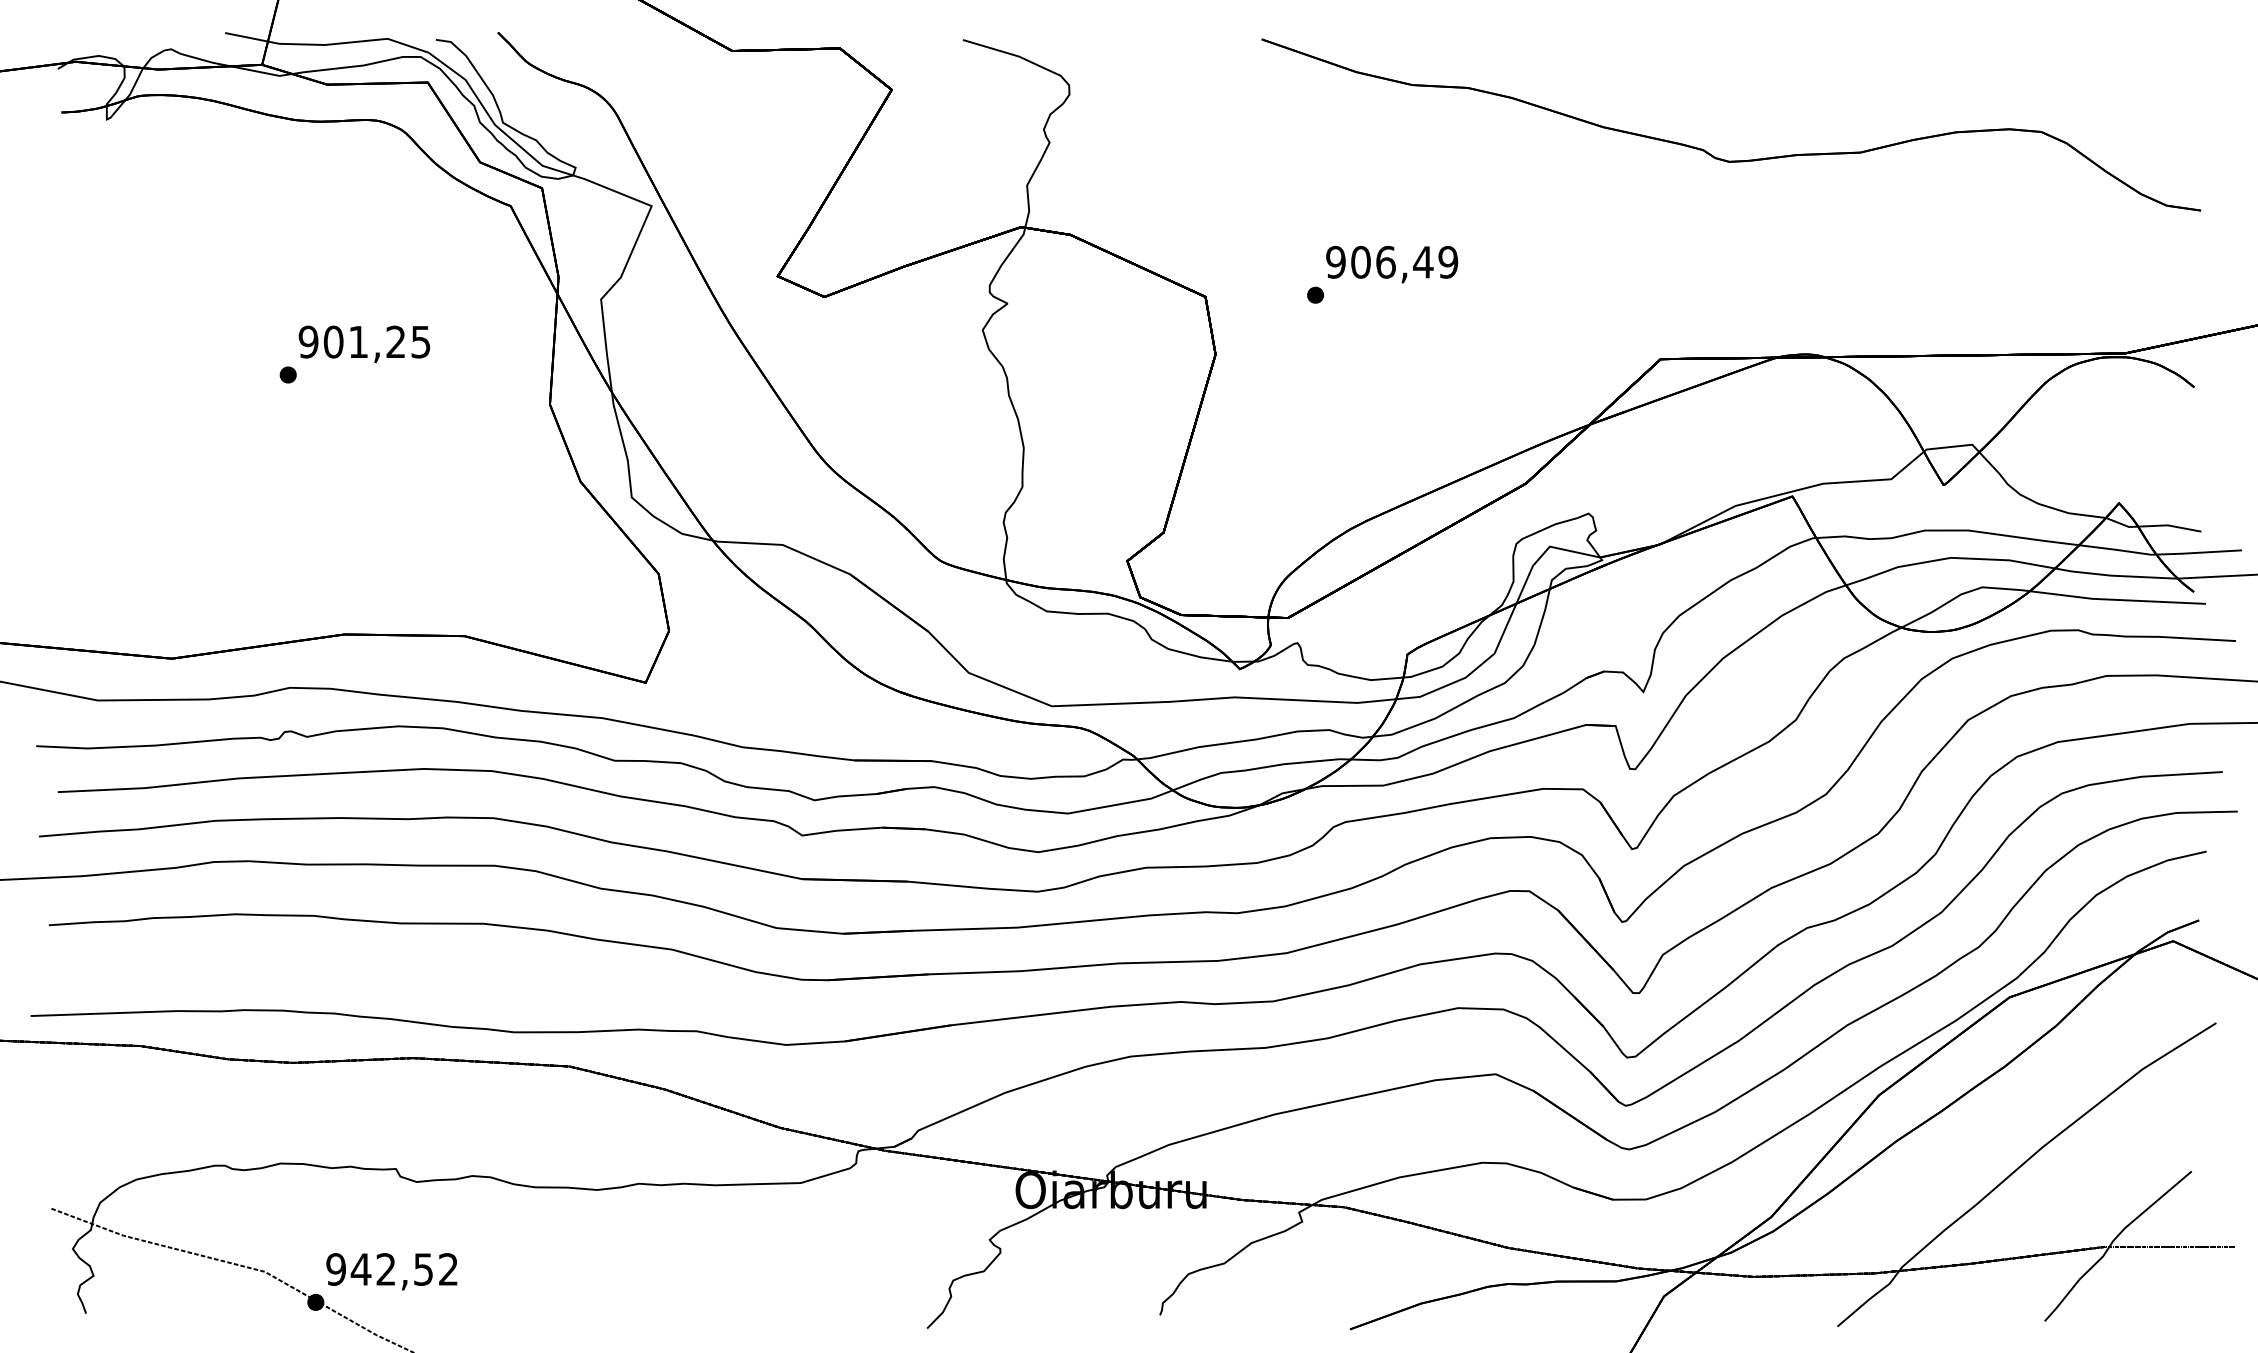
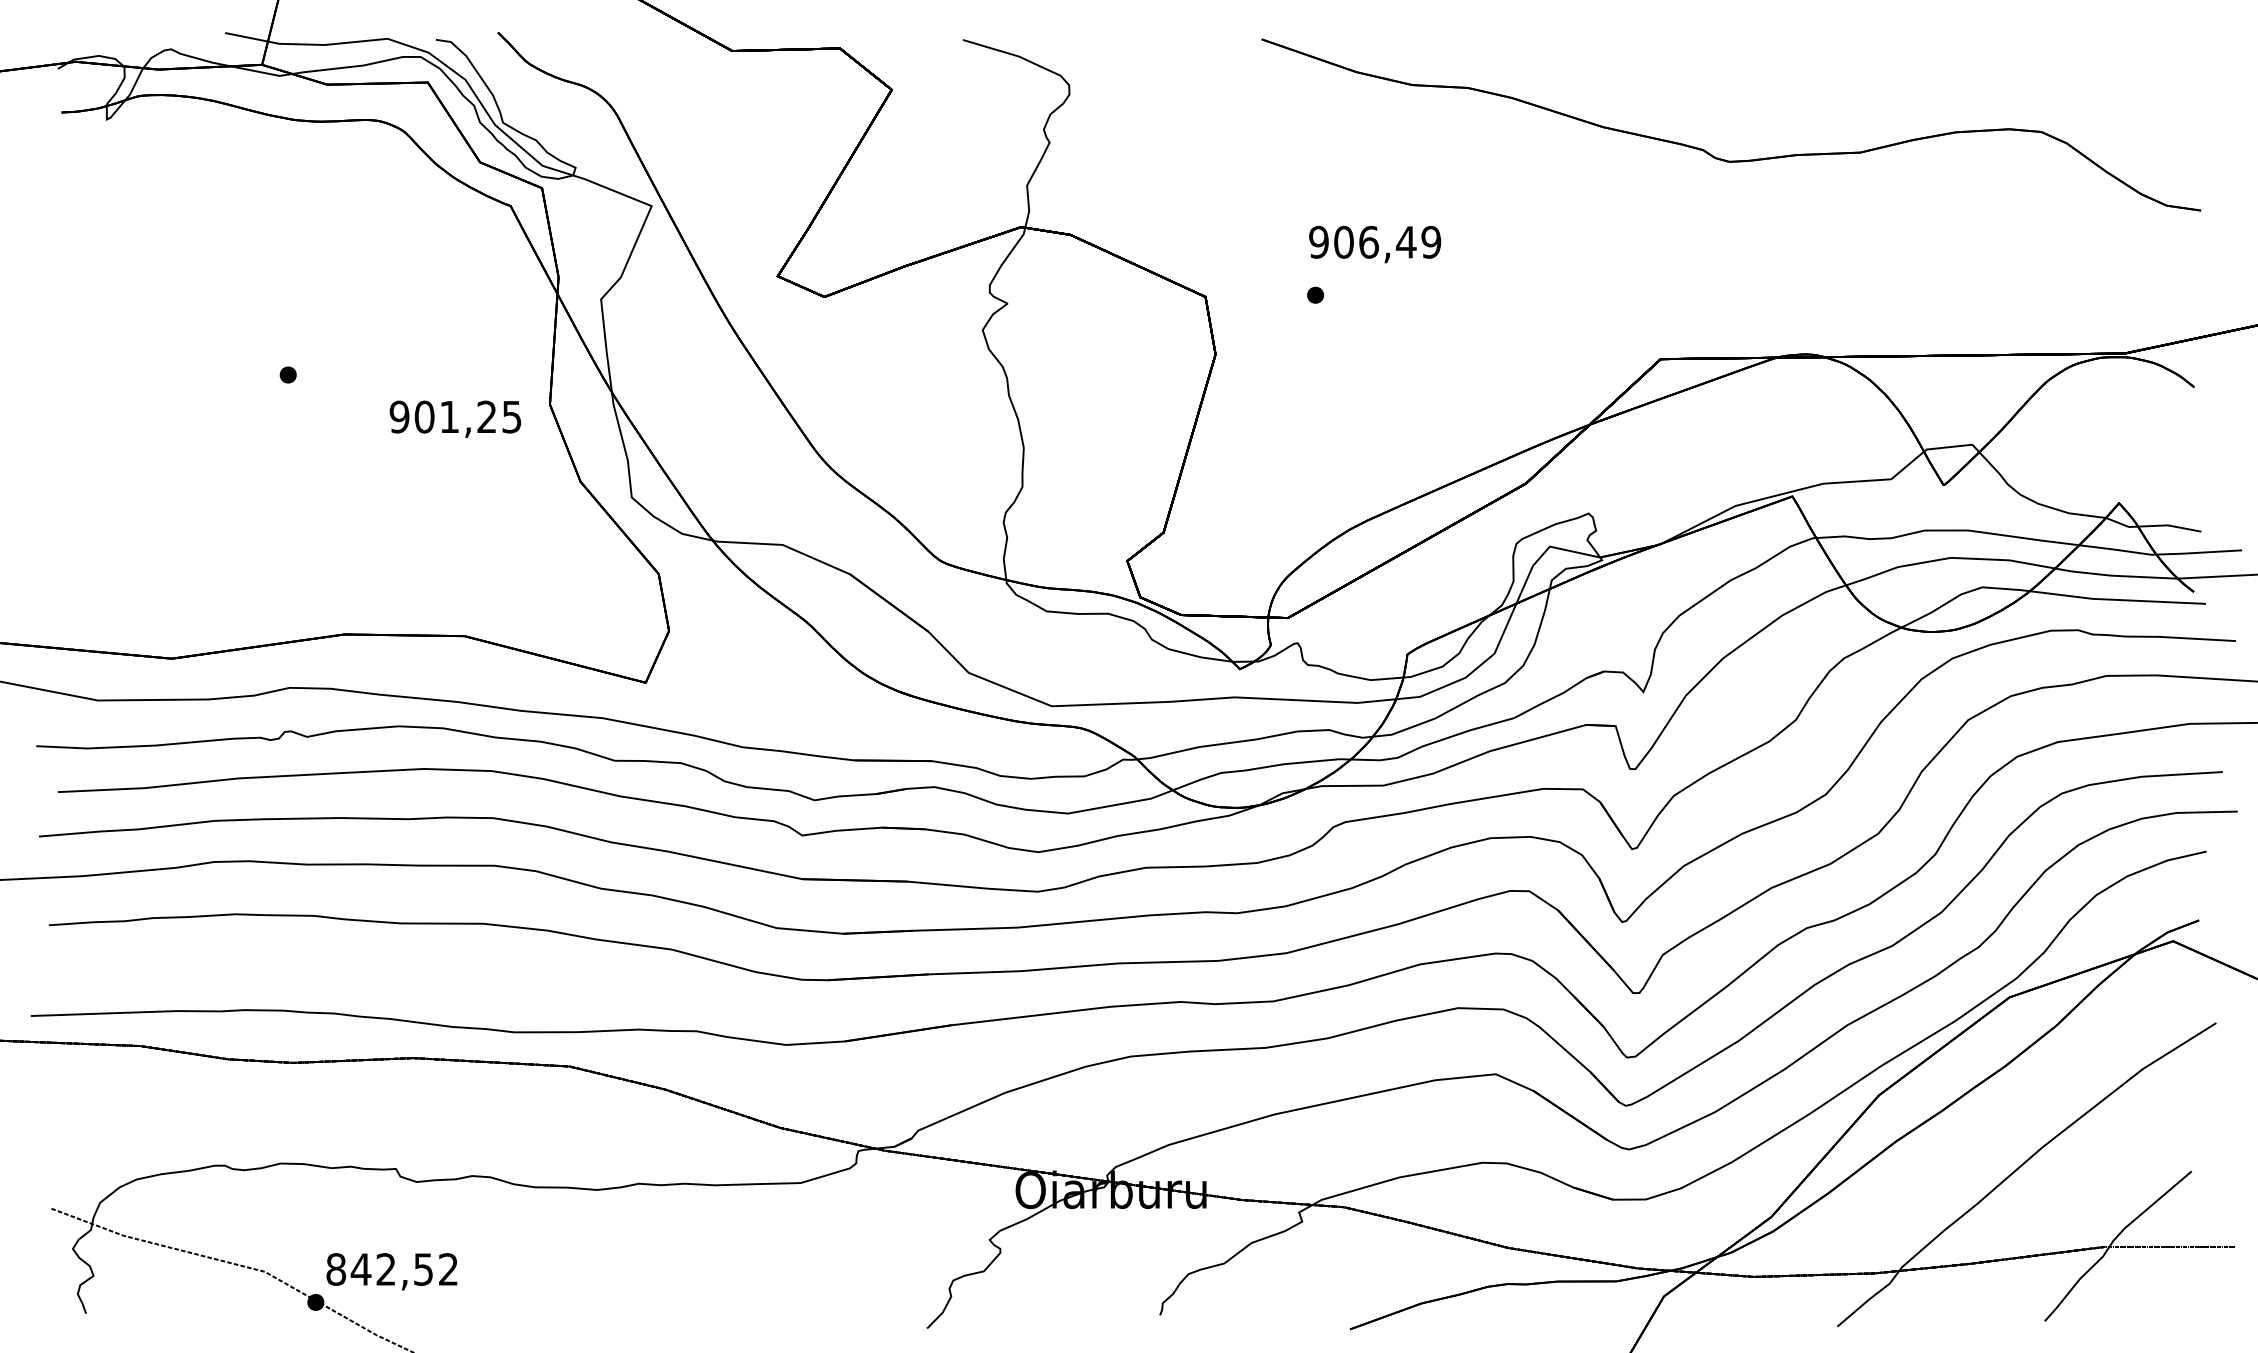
text position: (1392, 264) -> (1375, 244) (1375, 244)
text position: (364, 343) -> (455, 418) (455, 418)
text: 942,52 -> 842,52 (336, 1269)
